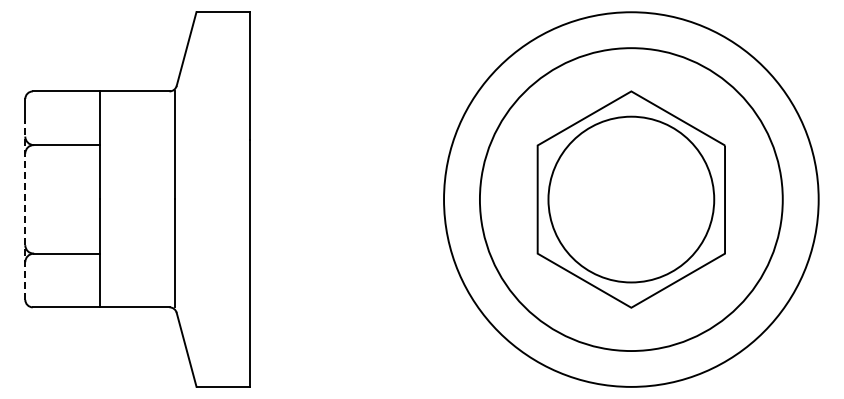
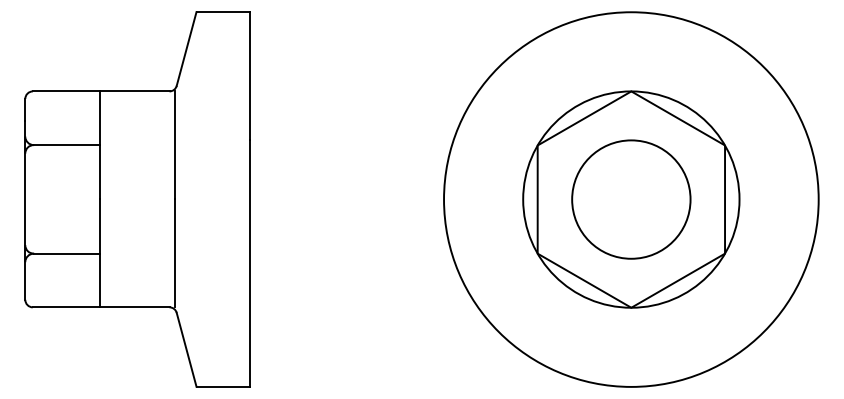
circle diameter: 303 px -> 216 px (631, 199)
circle diameter: 166 px -> 118 px (631, 199)
line: dashed -> solid (25, 209)
